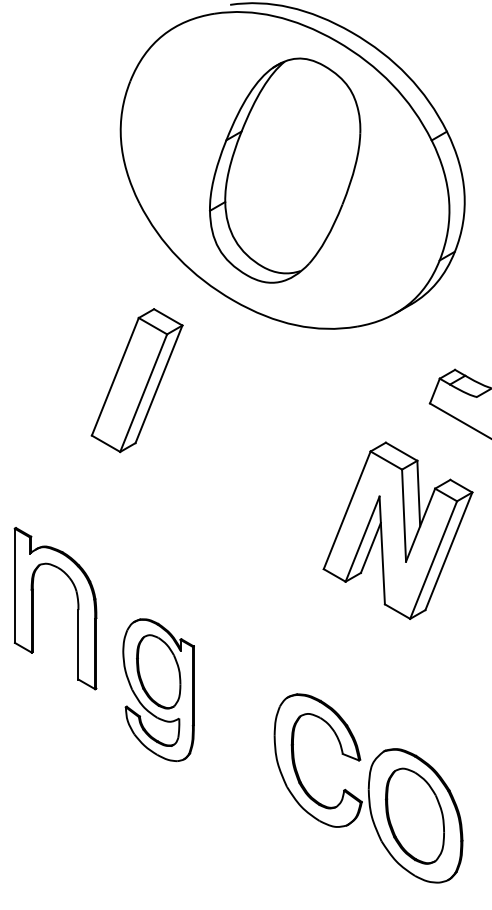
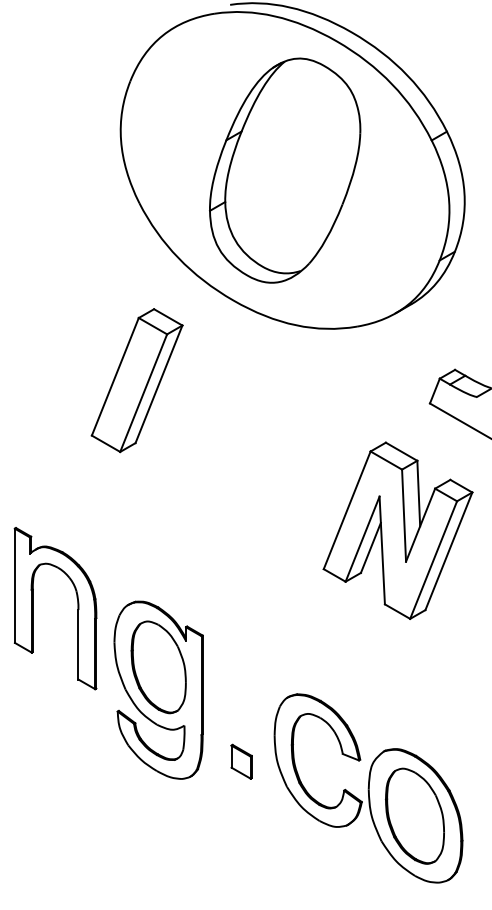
part size: 73x144 px -> 91x180 px (158, 689)
part: none -> present (241, 761)
